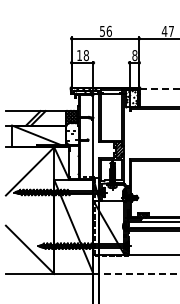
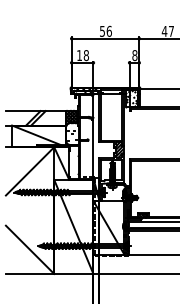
line: dashed -> solid (159, 88)
line: dashed -> solid (136, 273)
